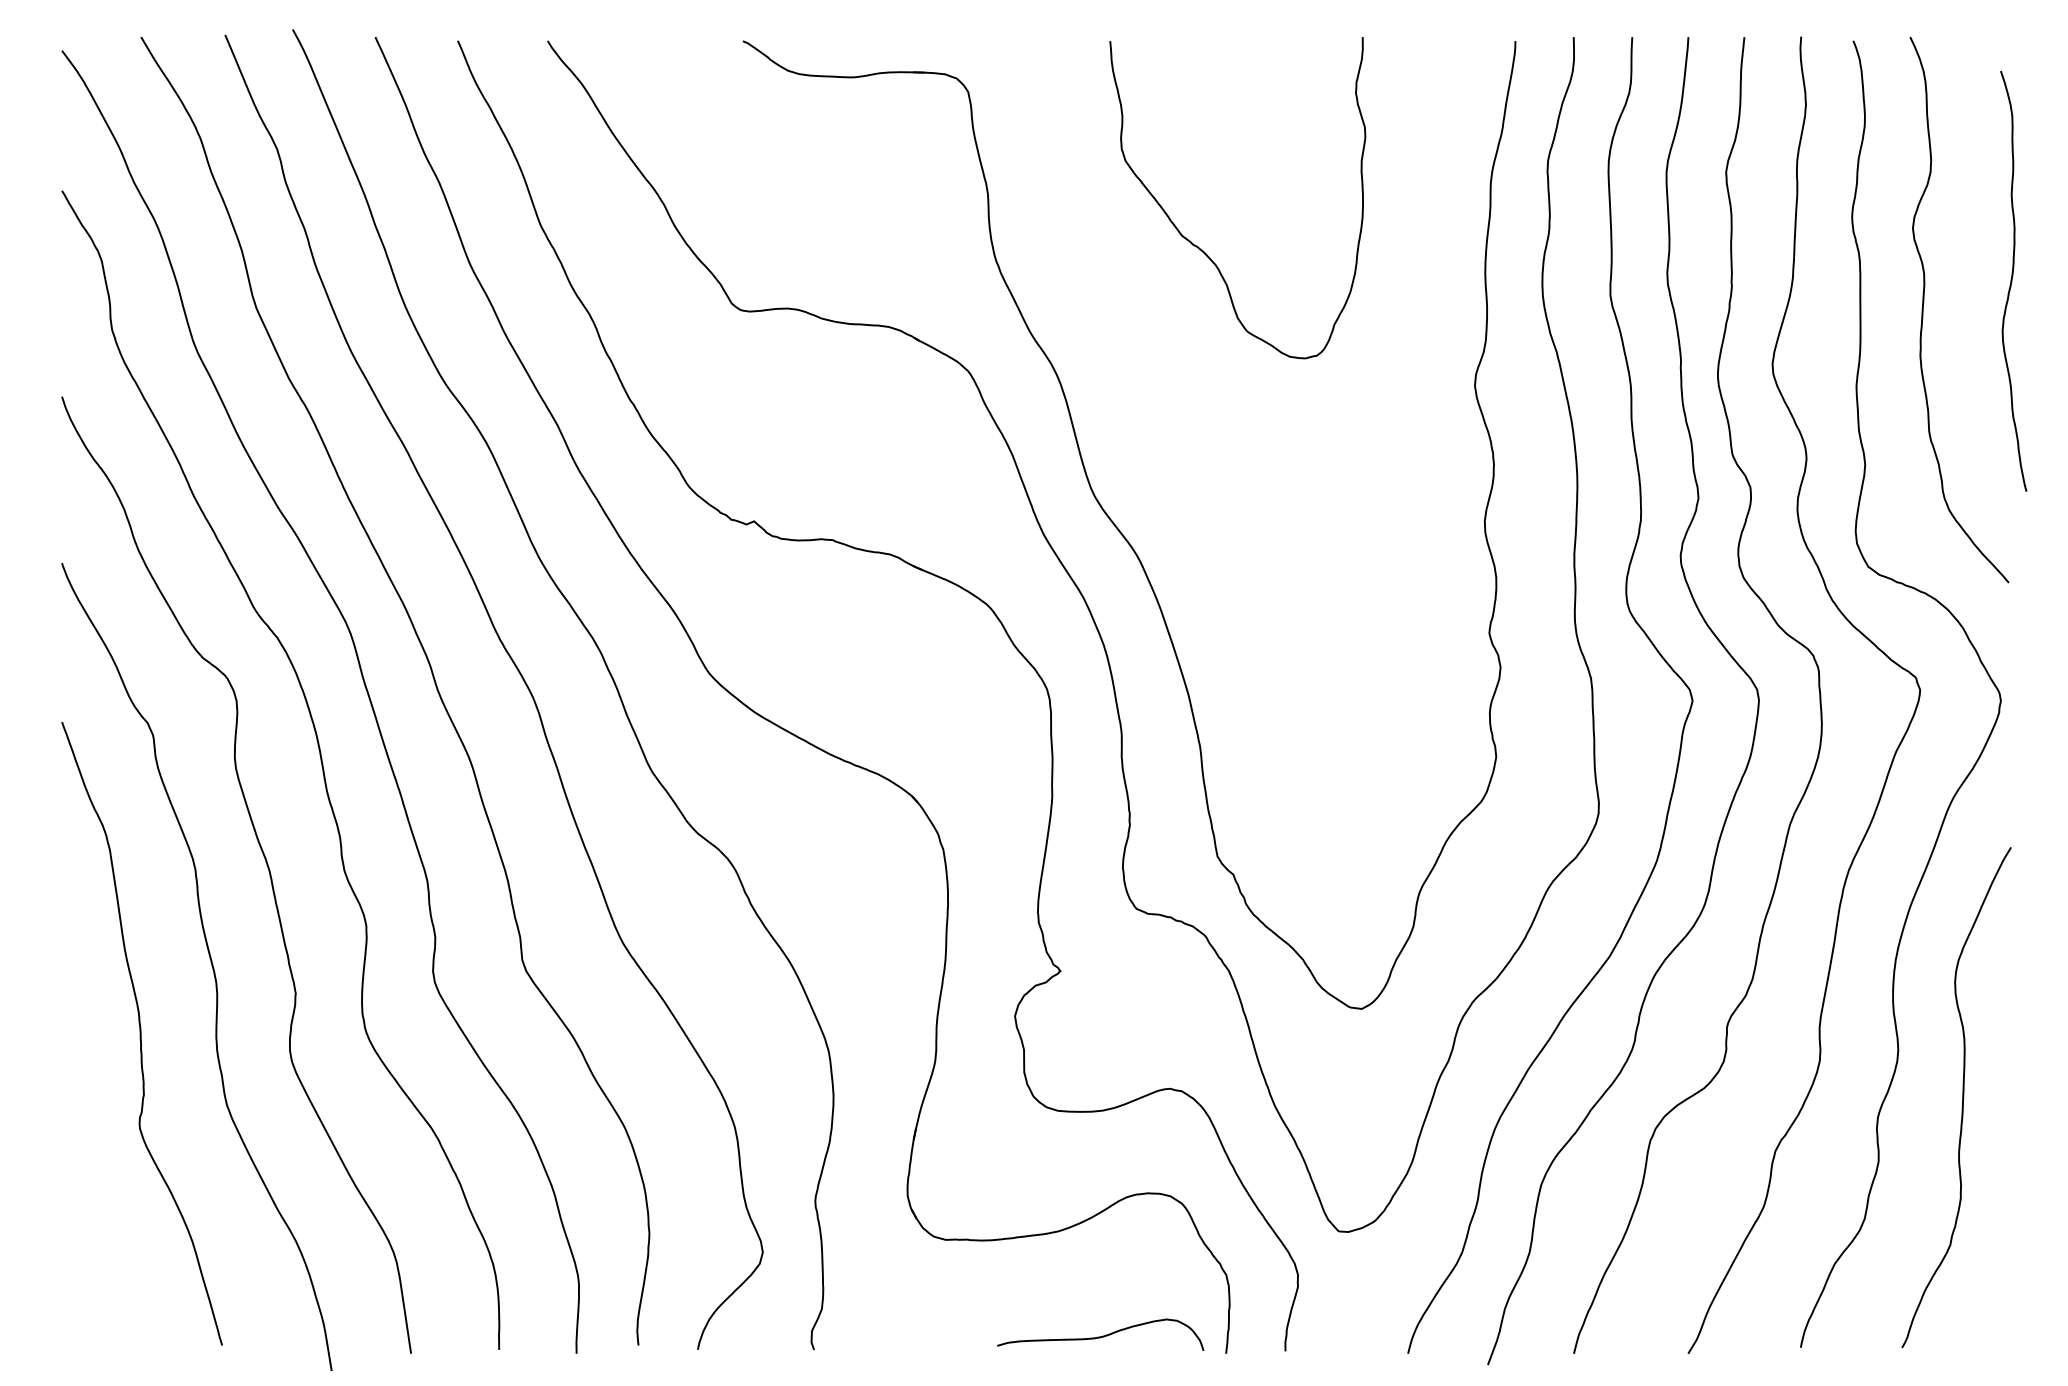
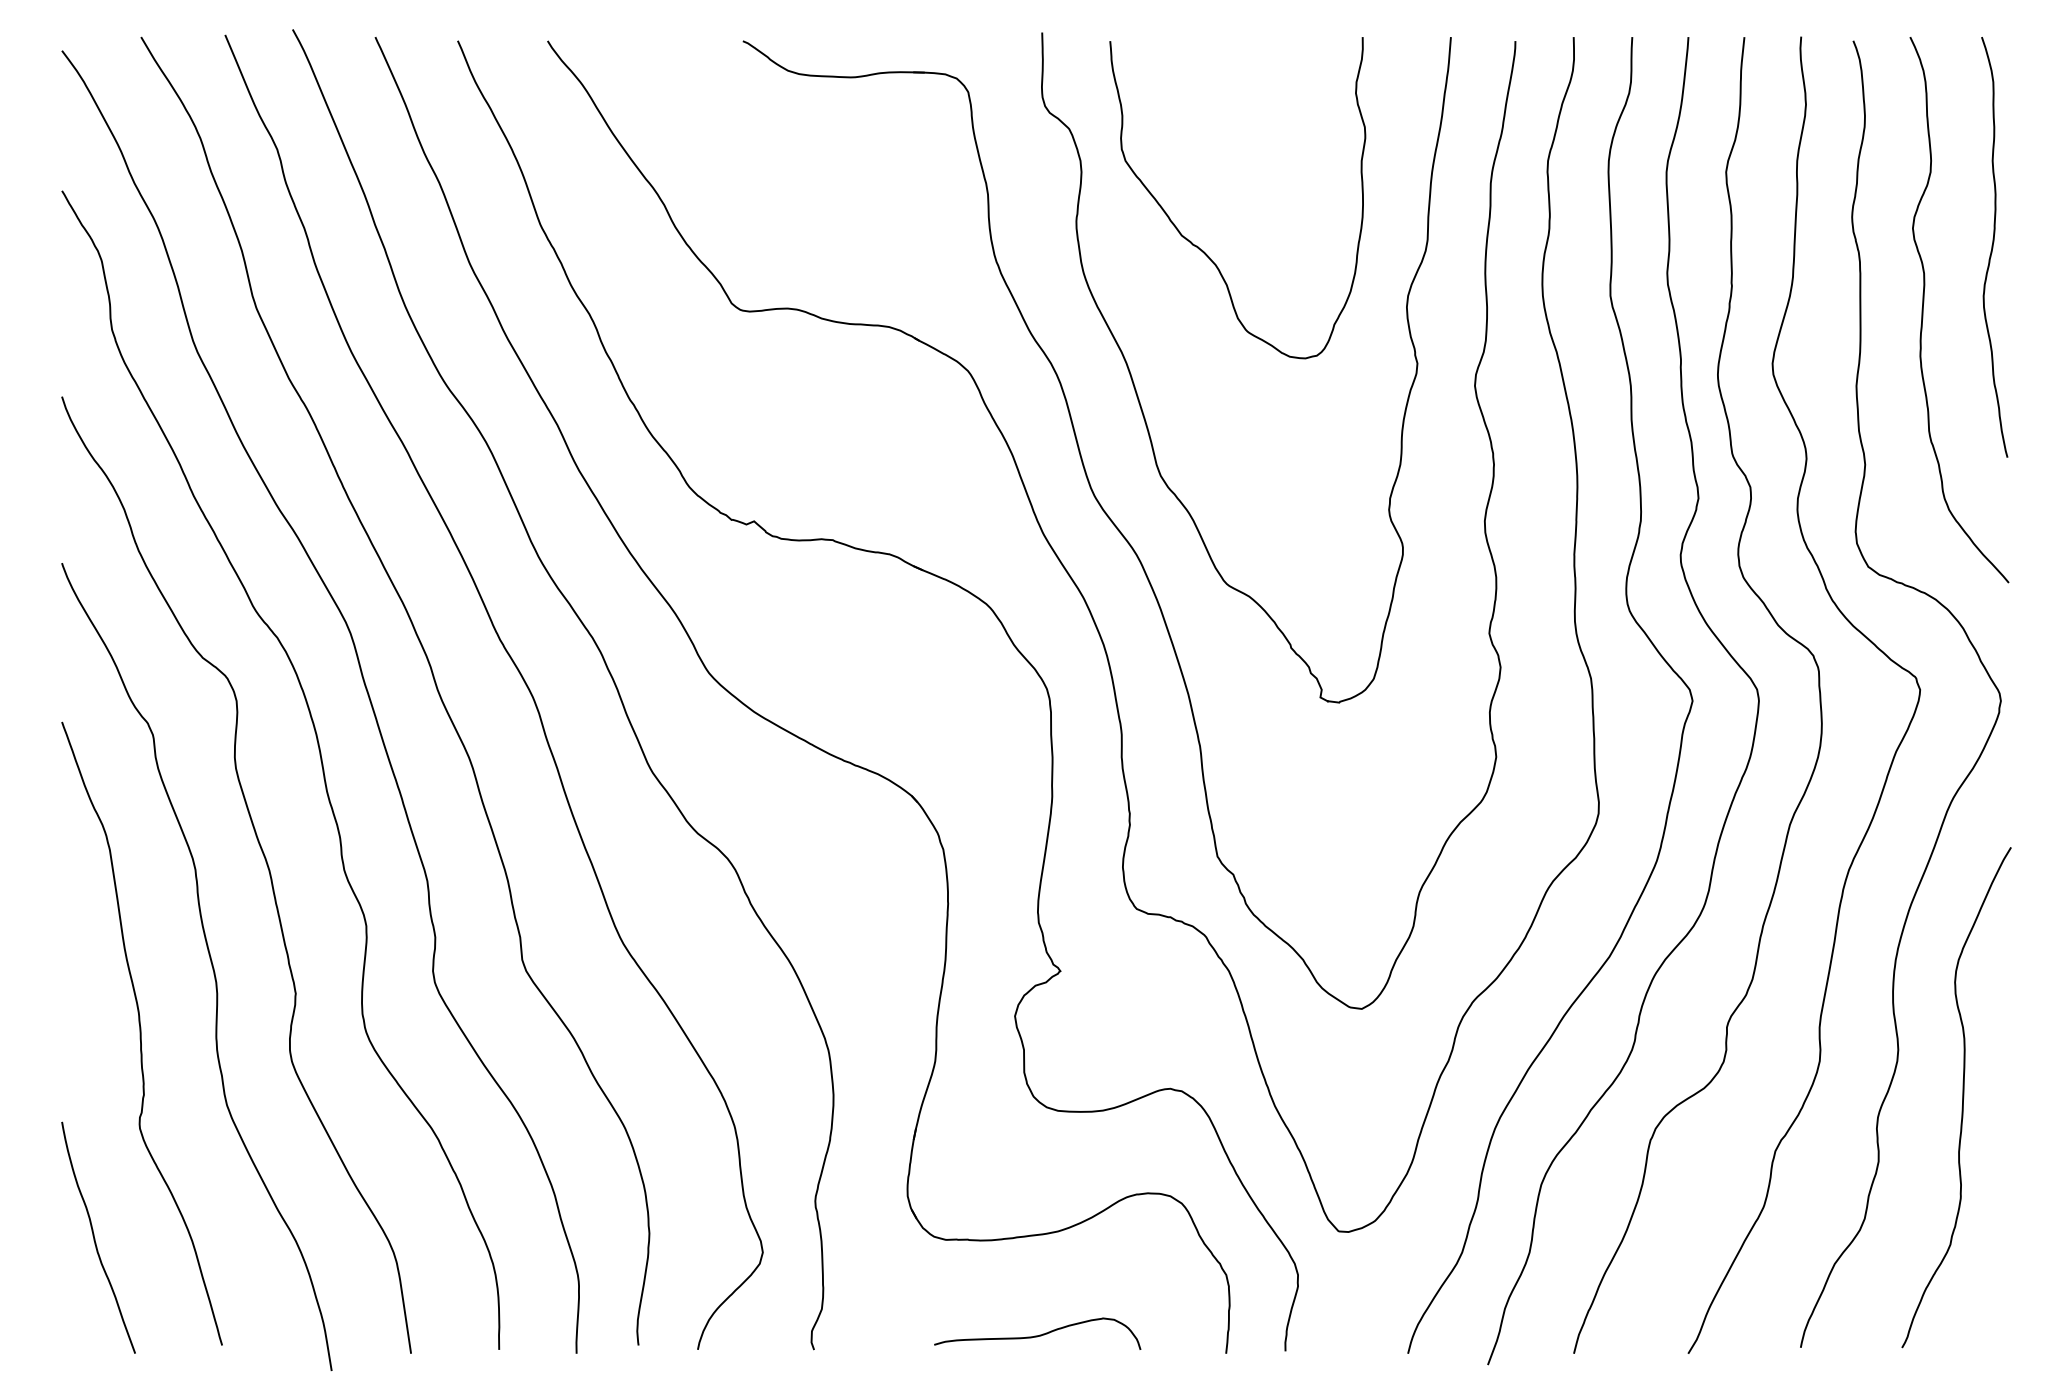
curve position: (2012, 281) -> (1993, 247) (1993, 247)
curve: none -> present (1139, 398)
curve: none -> present (95, 1238)
curve position: (1100, 1336) -> (1037, 1335) (1037, 1335)
